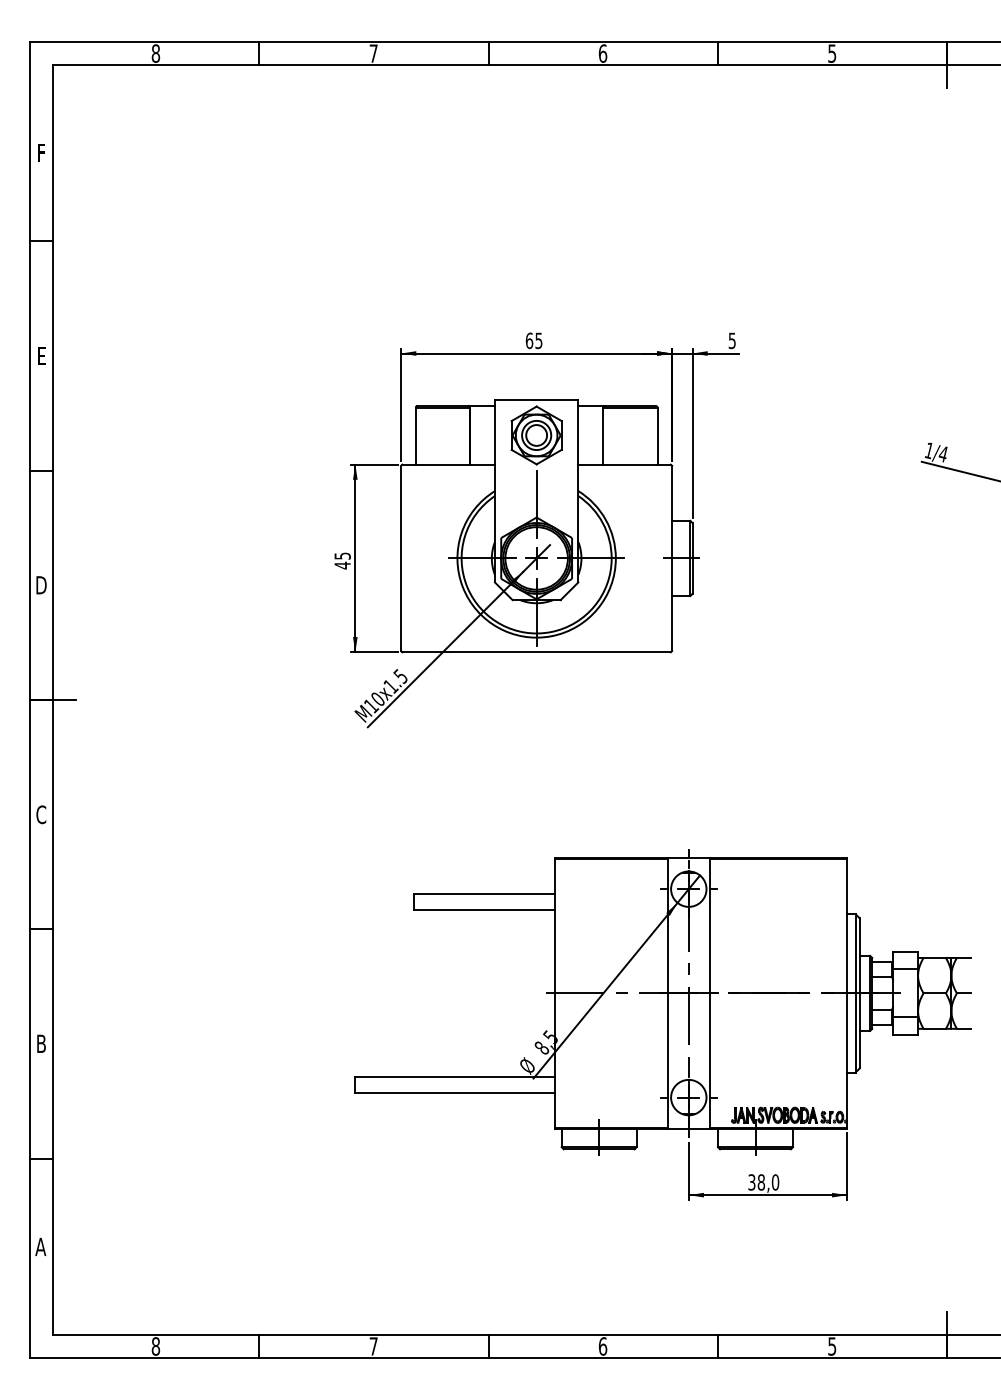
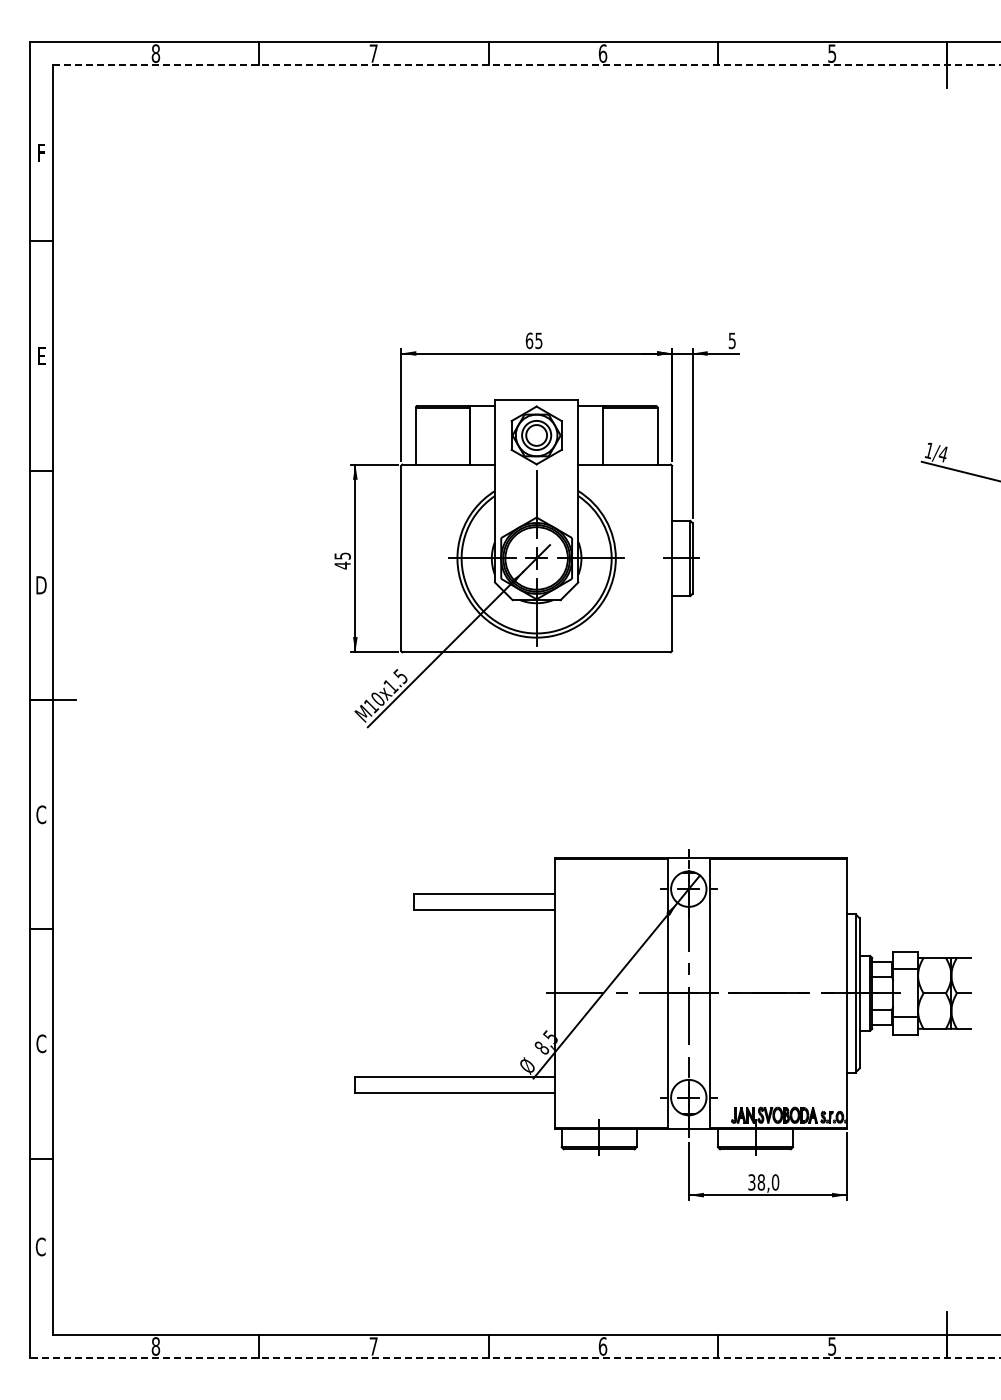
line: solid -> dashed (526, 64)
text: B -> C (41, 1043)
text: A -> C (40, 1246)
line: solid -> dashed (514, 1358)
